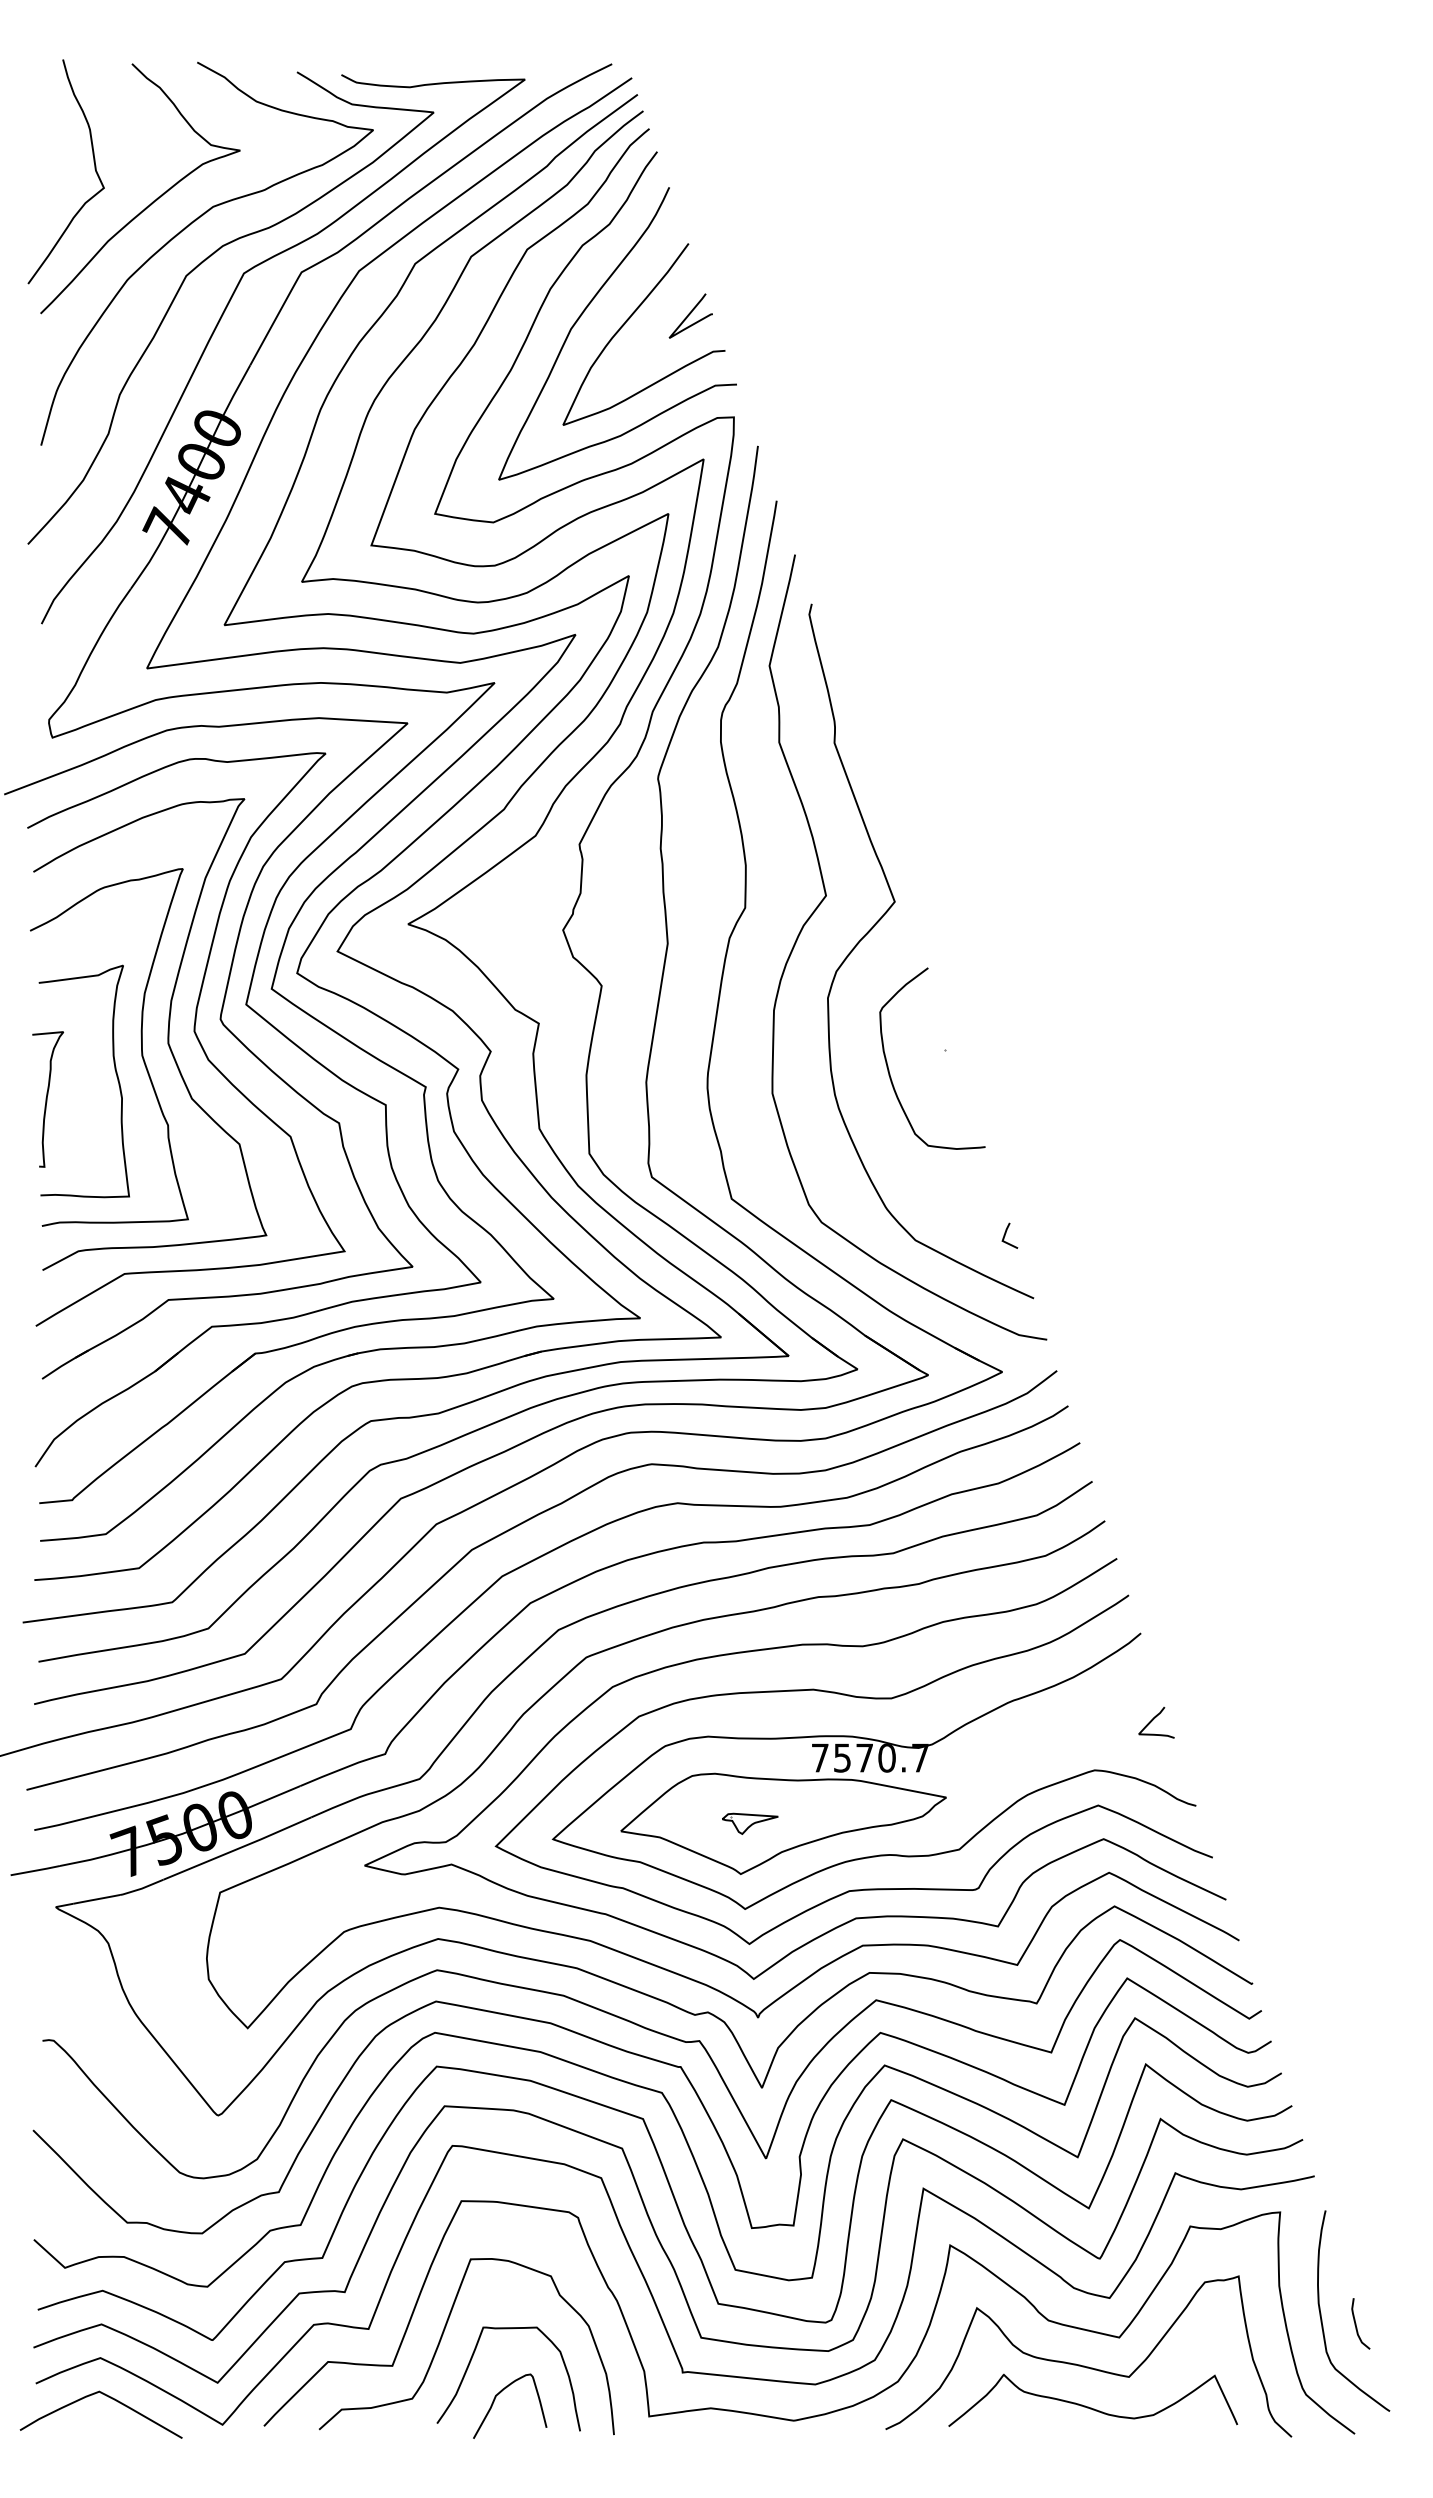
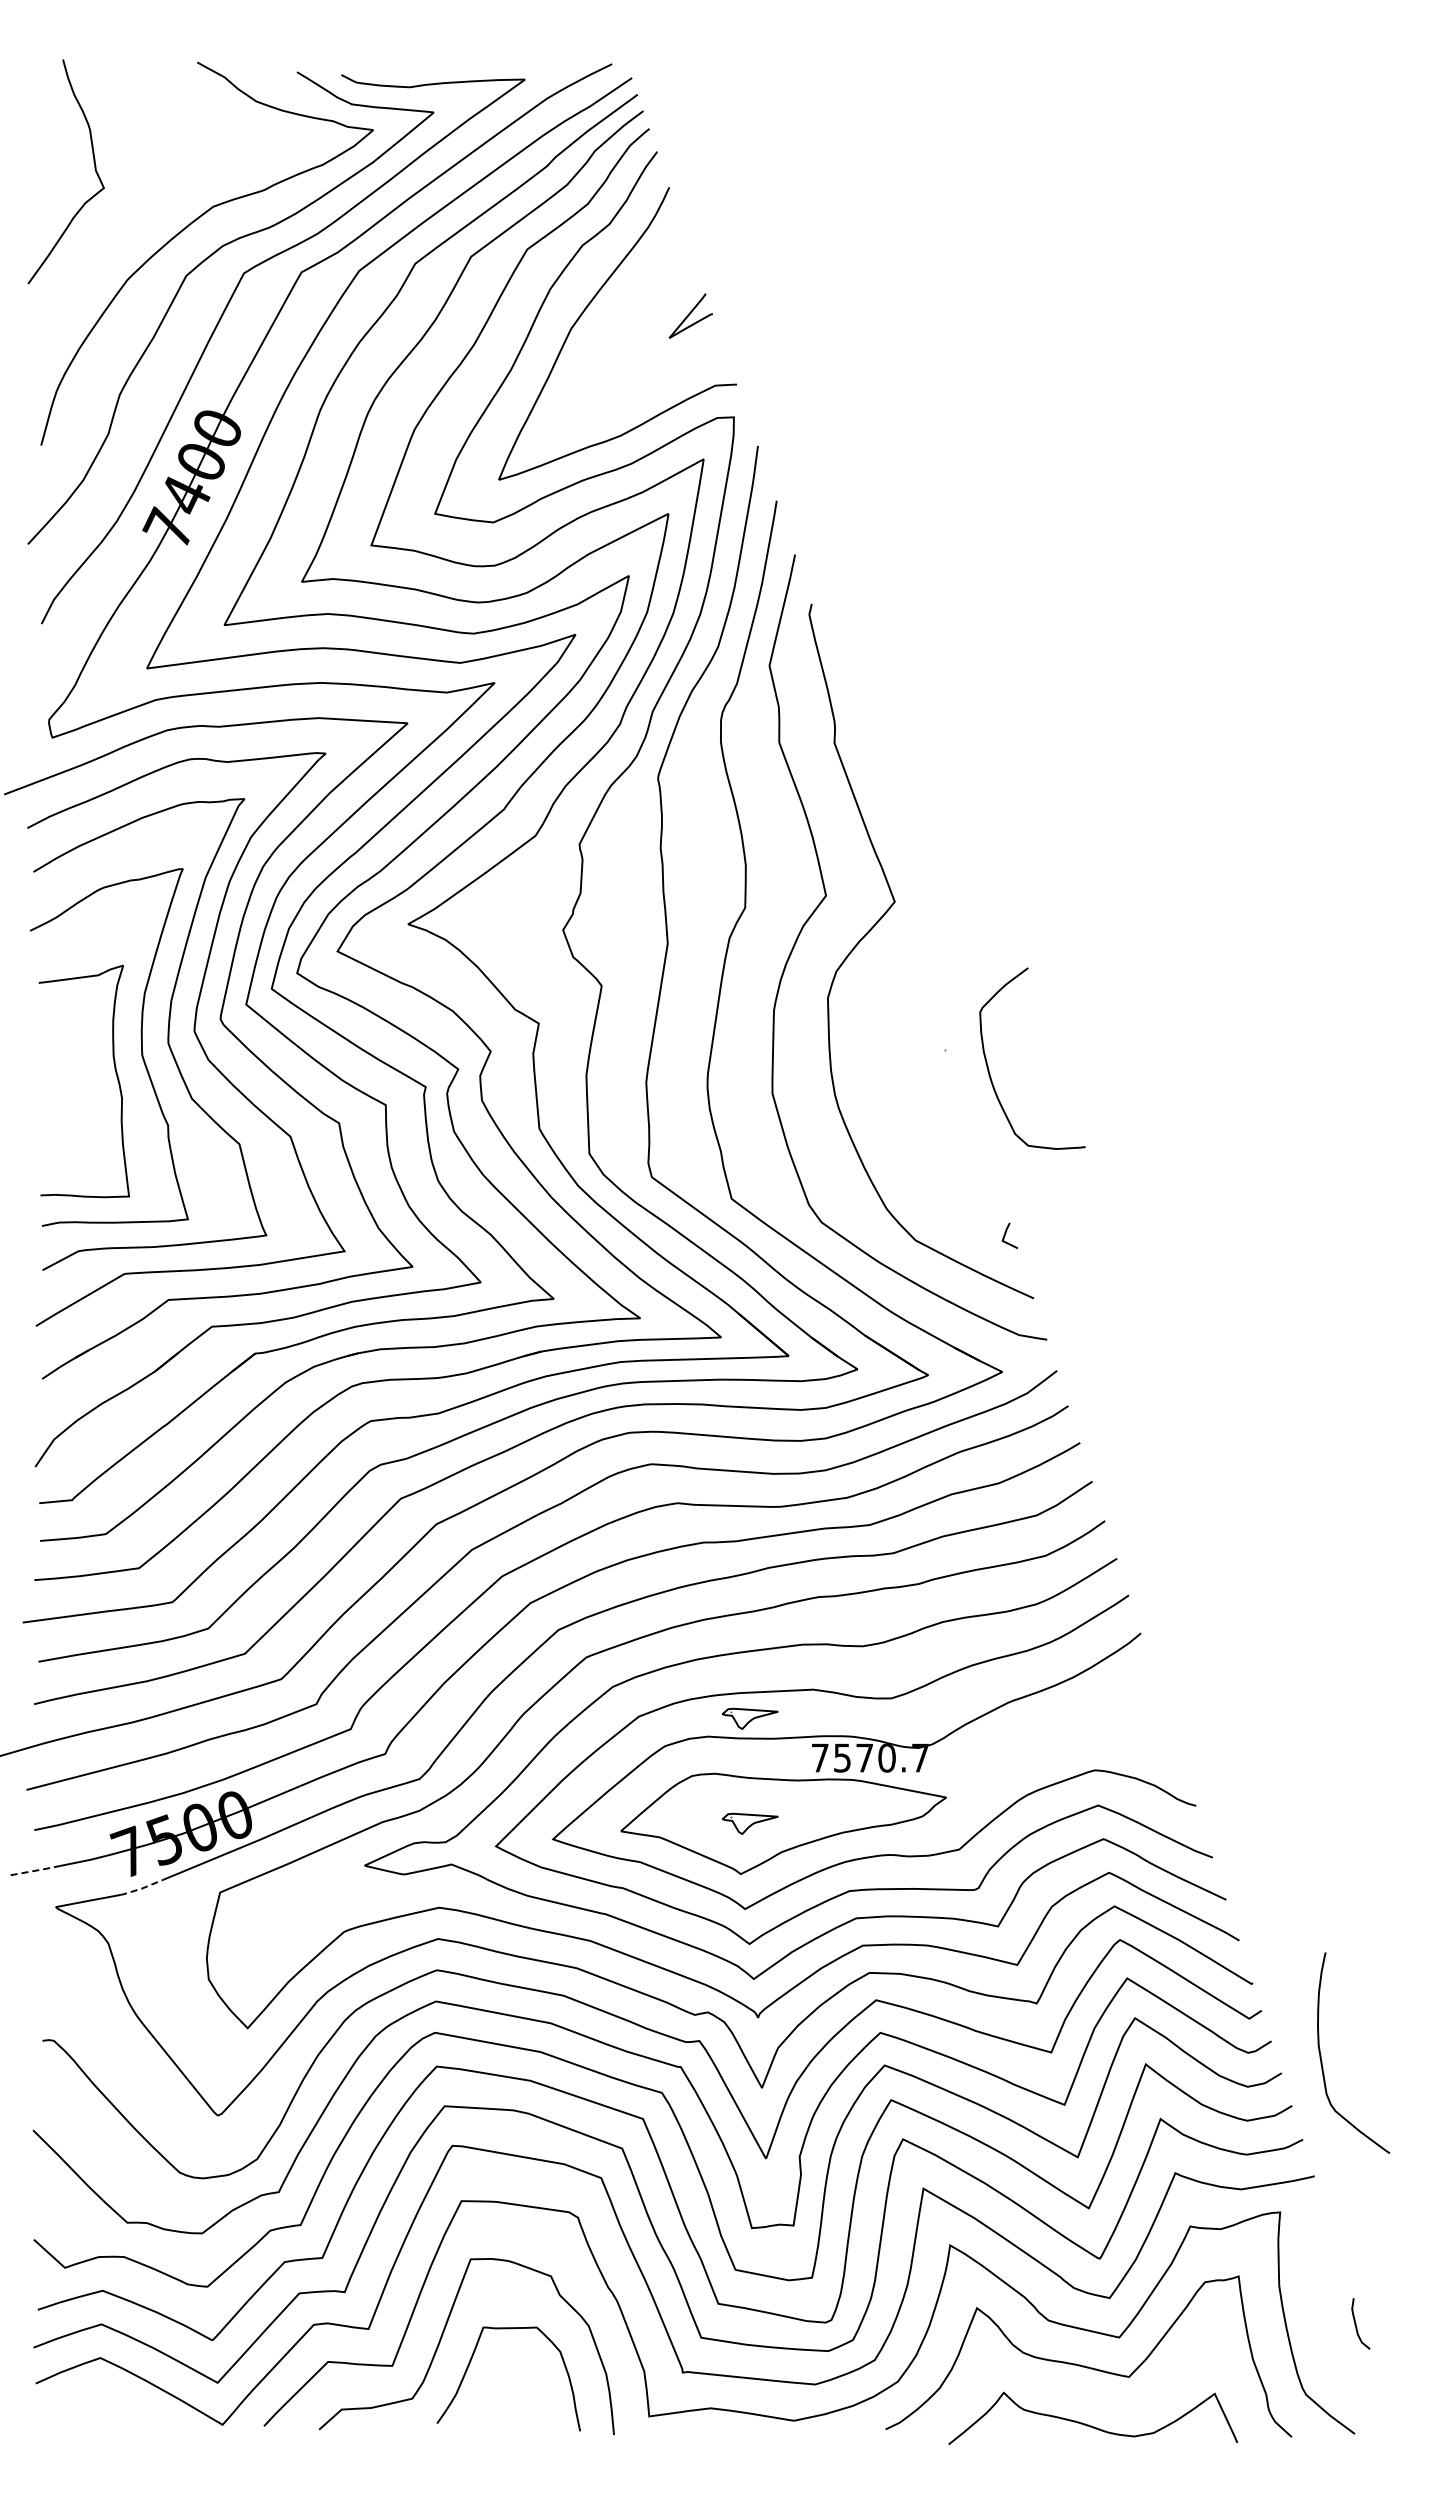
curve: present -> none (152, 201)
curve: present -> none (629, 319)
curve position: (889, 1069) -> (989, 1069) (989, 1069)
curve: present -> none (47, 1099)
part: none -> present (750, 1718)
curve: present -> none (1154, 1719)
line: solid -> dashed (36, 1870)
line: solid -> dashed (141, 1888)
curve position: (1321, 2312) -> (1321, 2054) (1321, 2054)
curve: present -> none (499, 2394)
curve: present -> none (108, 2397)
curve position: (1091, 2407) -> (1091, 2425) (1091, 2425)
